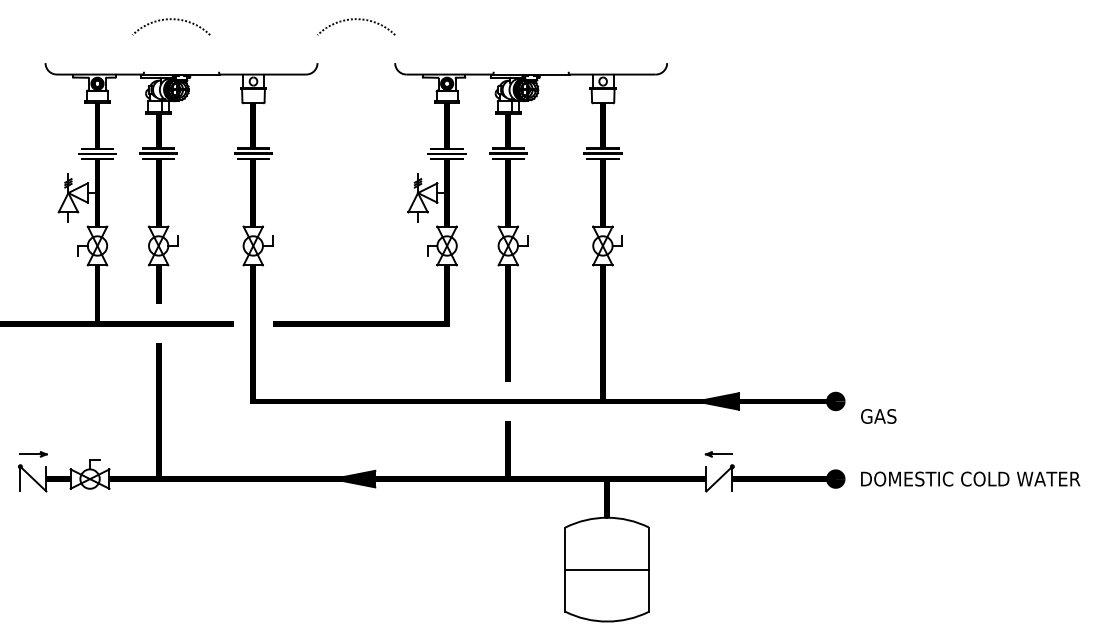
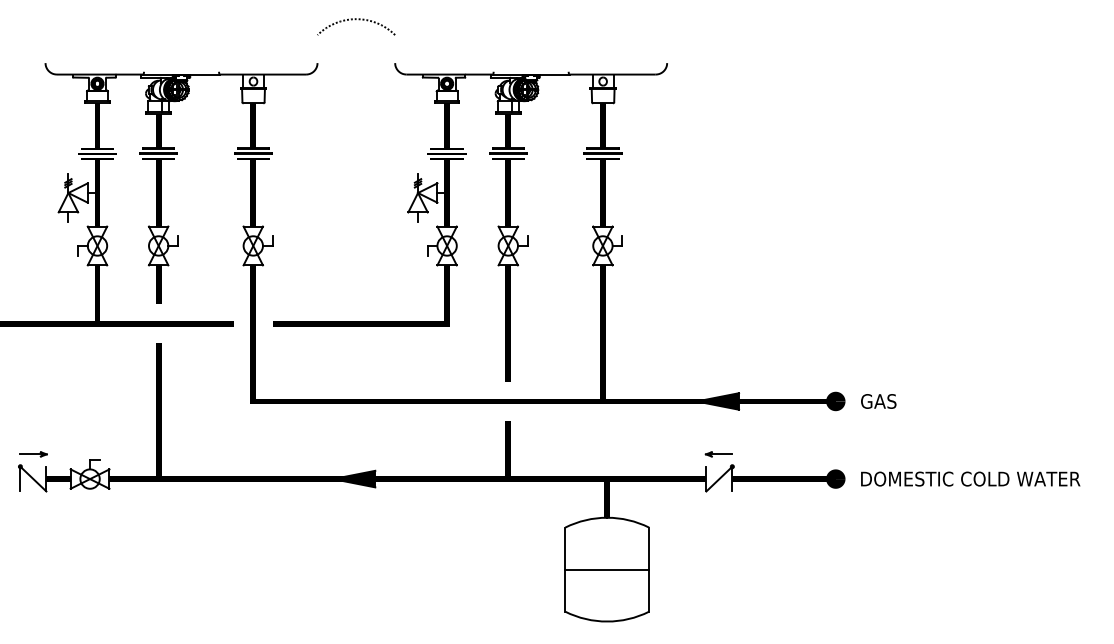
arc: present -> none (170, 20)
text position: (878, 416) -> (878, 401) (878, 401)
